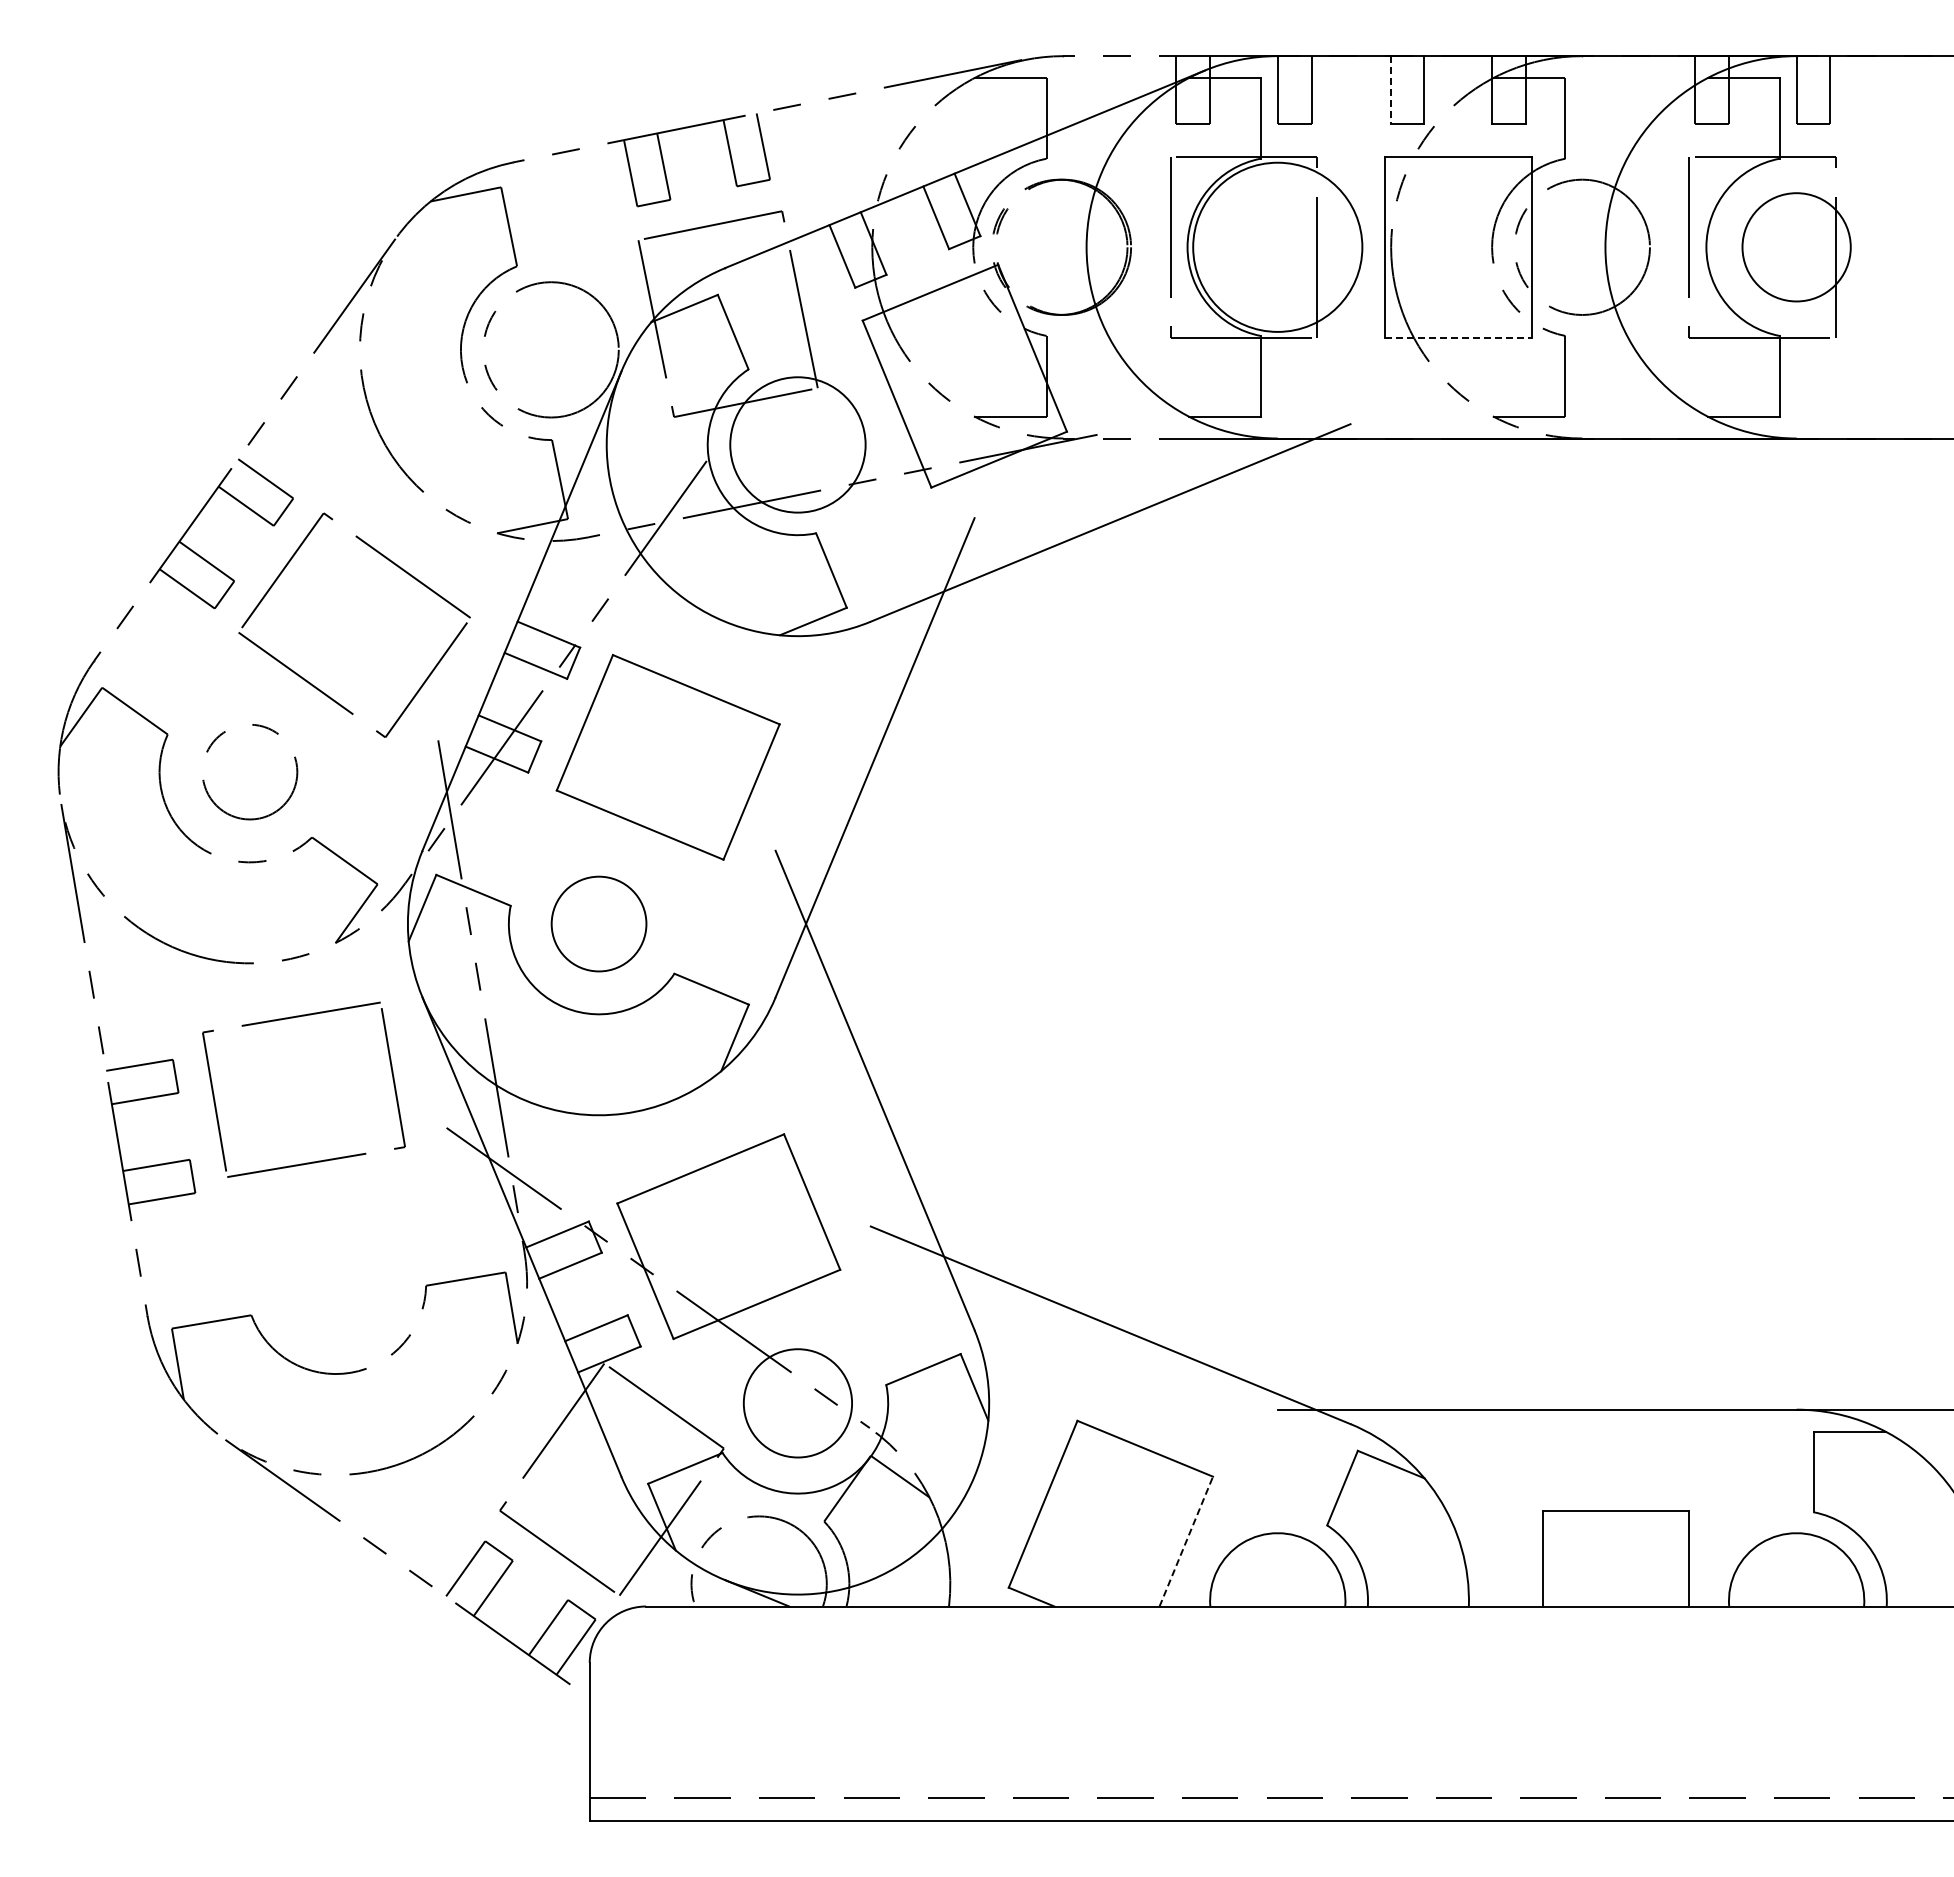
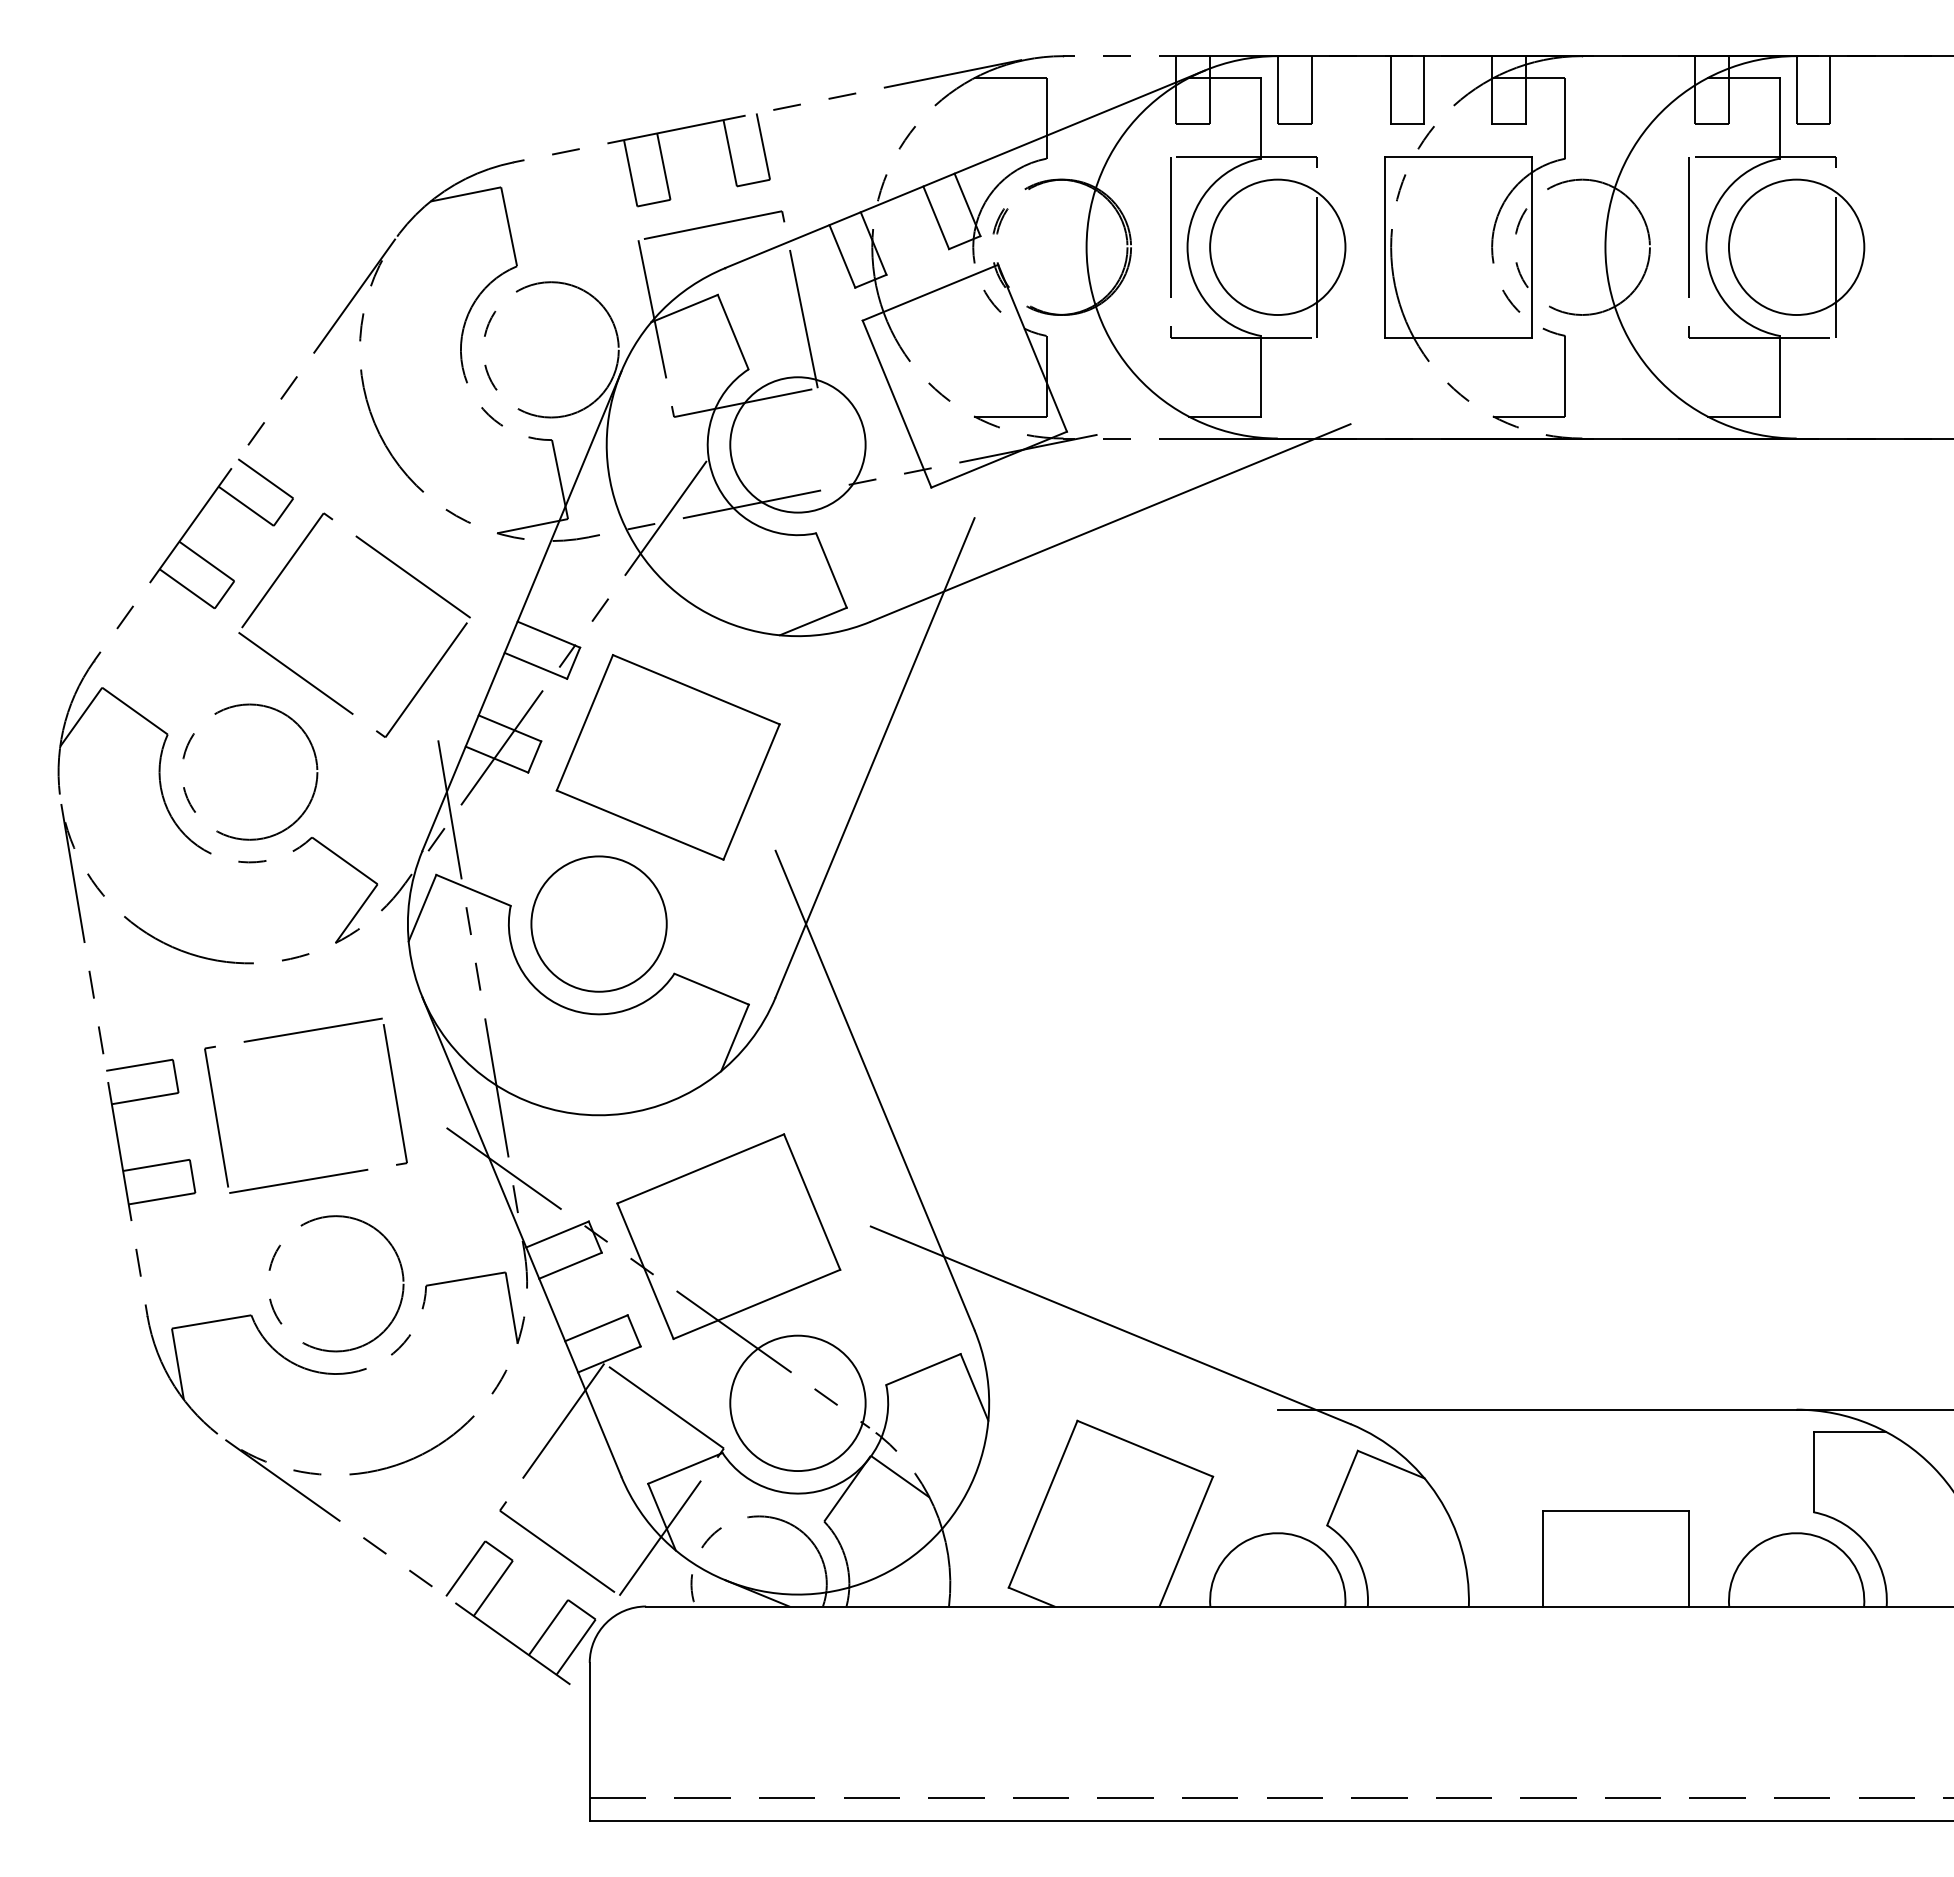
line: dashed -> solid (1390, 89)
circle diameter: 169 px -> 135 px (1277, 247)
circle diameter: 108 px -> 135 px (1796, 247)
line: dashed -> solid (1458, 337)
circle size: 97x97 px -> 137x138 px (250, 771)
circle size: 98x98 px -> 138x138 px (598, 923)
part position: (293, 1018) -> (295, 1034) (295, 1034)
circle: none -> present (336, 1283)
circle diameter: 108 px -> 135 px (797, 1403)
line: dashed -> solid (1186, 1541)
